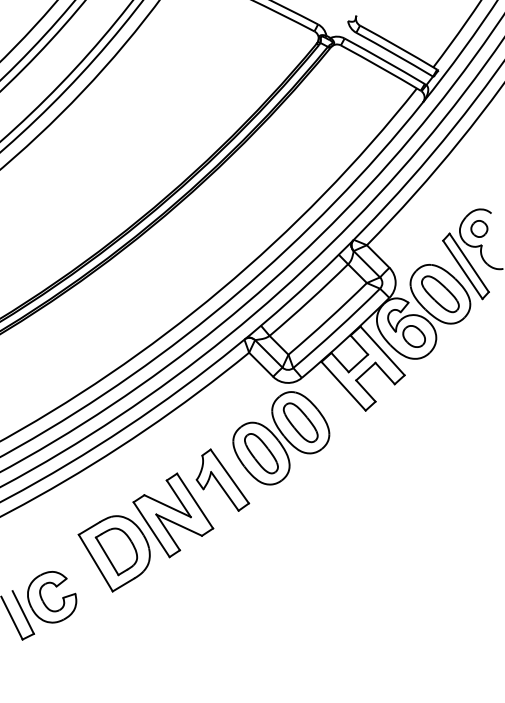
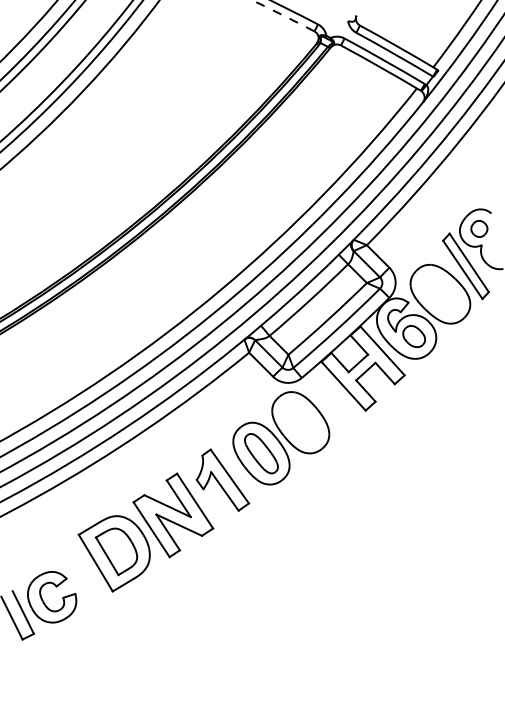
arc: solid -> dashed (282, 15)
part: present -> none (440, 294)
part: present -> none (300, 422)
